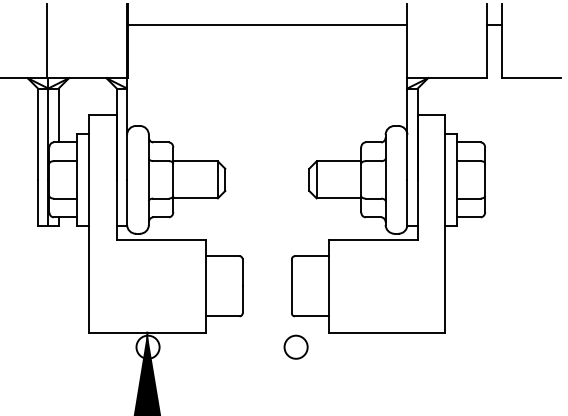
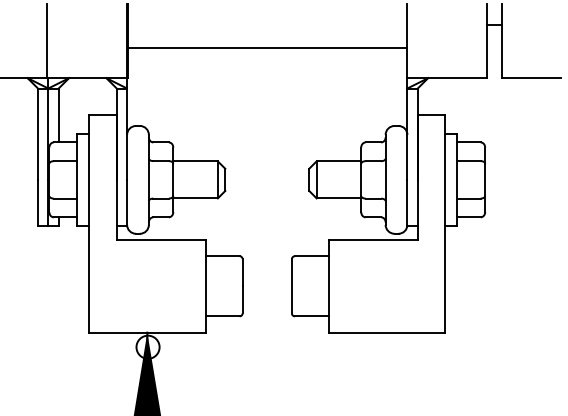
line position: (267, 24) -> (267, 47) (267, 47)
circle: present -> none (295, 346)
